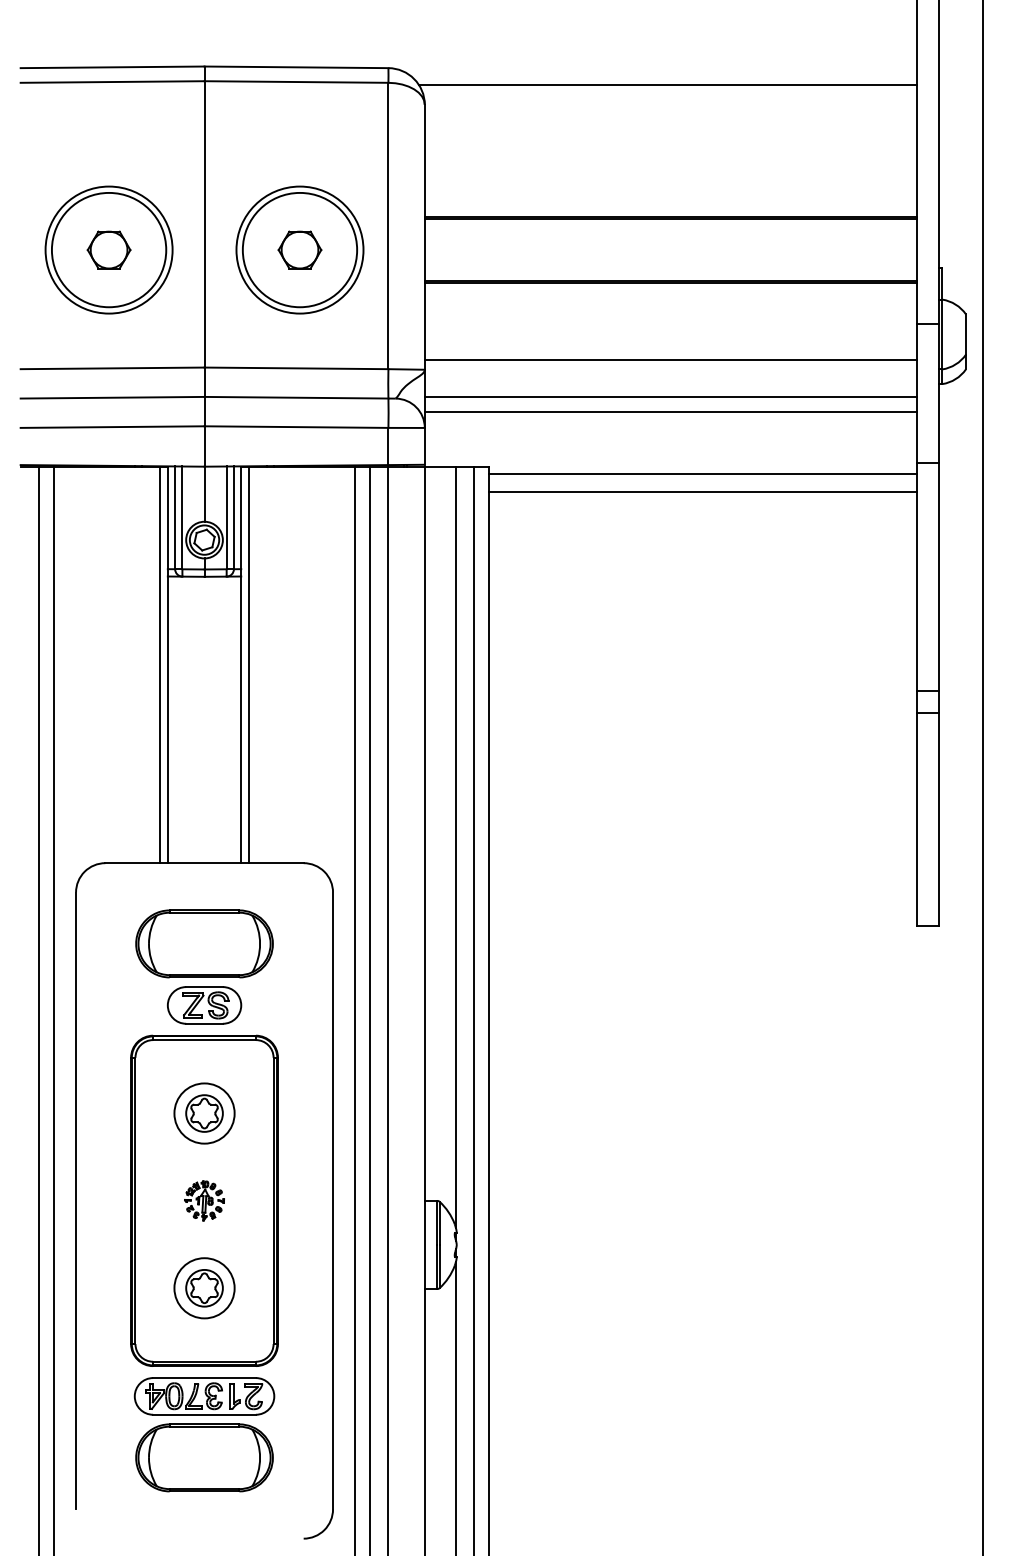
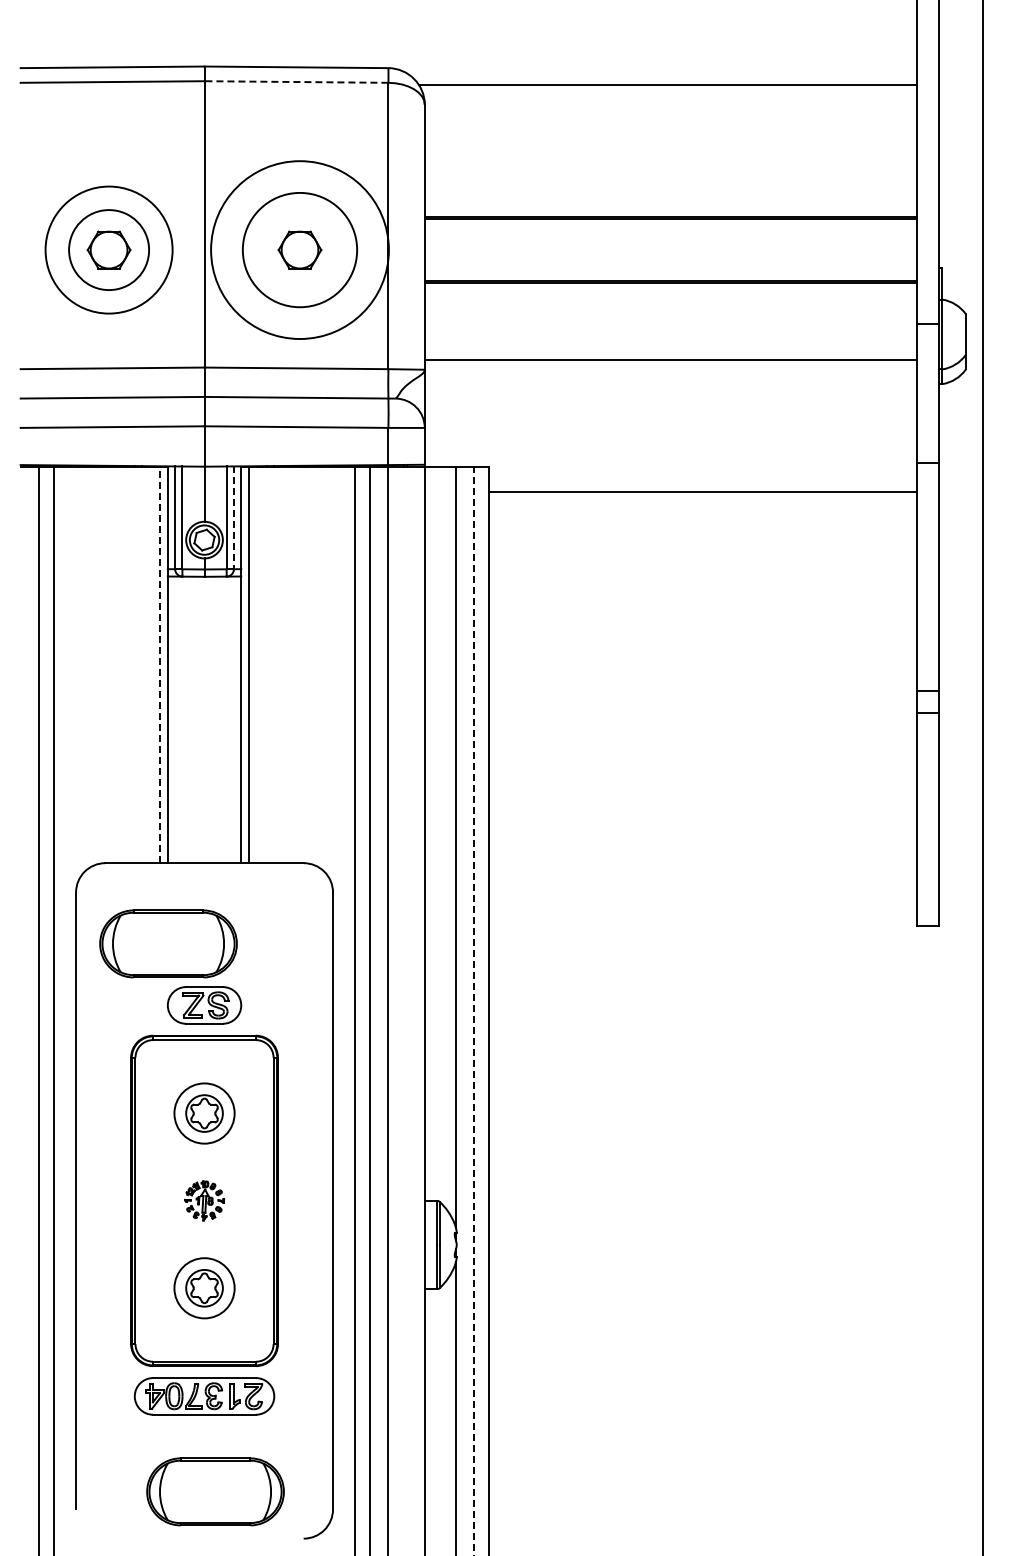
line: solid -> dashed (296, 82)
circle diameter: 114 px -> 80 px (109, 250)
circle diameter: 127 px -> 178 px (299, 250)
line: present -> none (670, 396)
line: present -> none (670, 411)
line: present -> none (702, 474)
line: solid -> dashed (233, 518)
line: solid -> dashed (159, 664)
part position: (204, 943) -> (168, 943) (168, 943)
line: solid -> dashed (474, 1010)
part position: (204, 1457) -> (215, 1491) (215, 1491)
